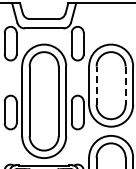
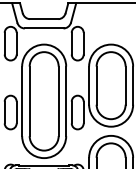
line: dashed -> solid (96, 85)
line: dashed -> solid (125, 86)
